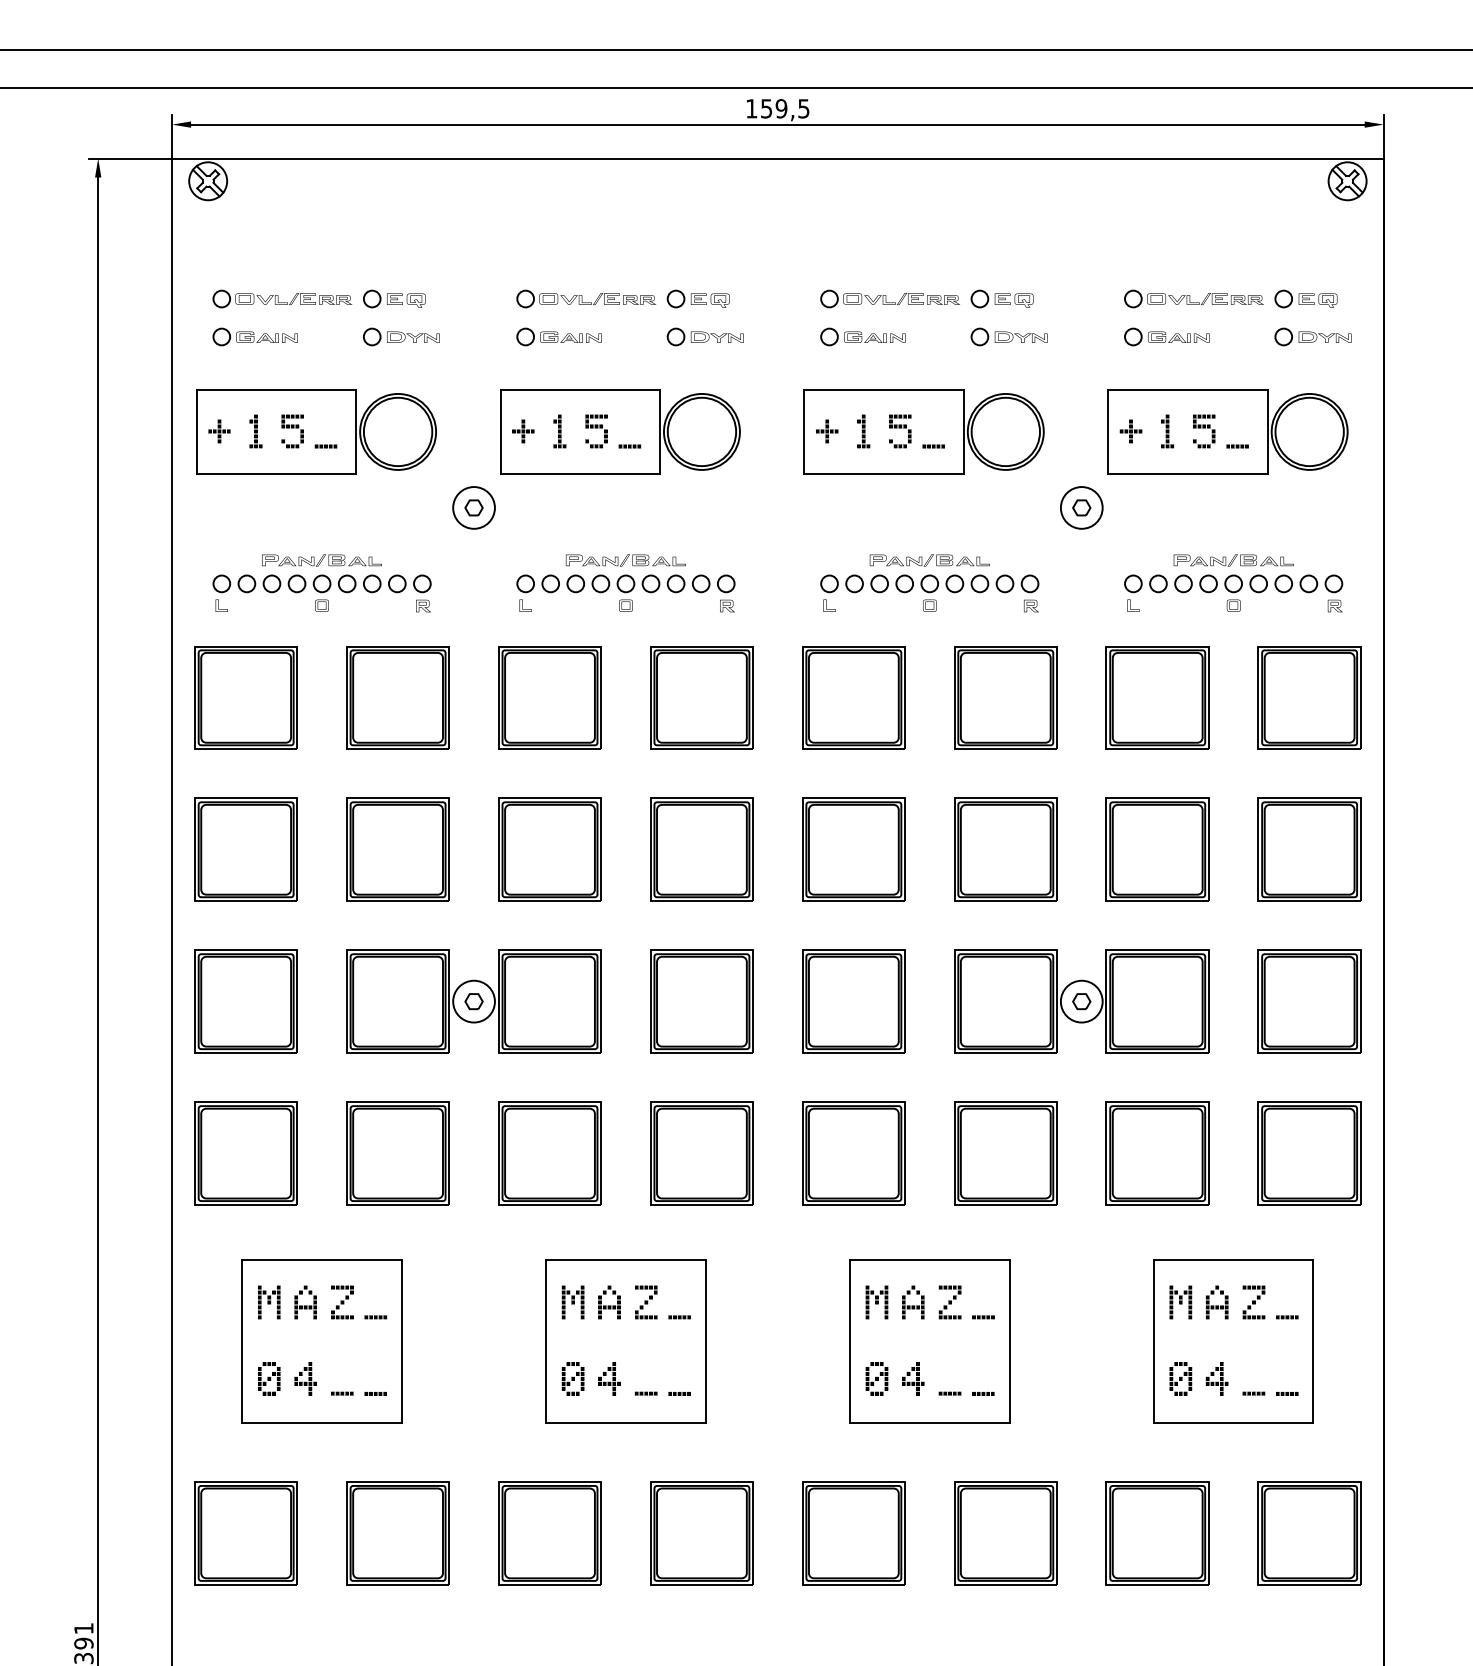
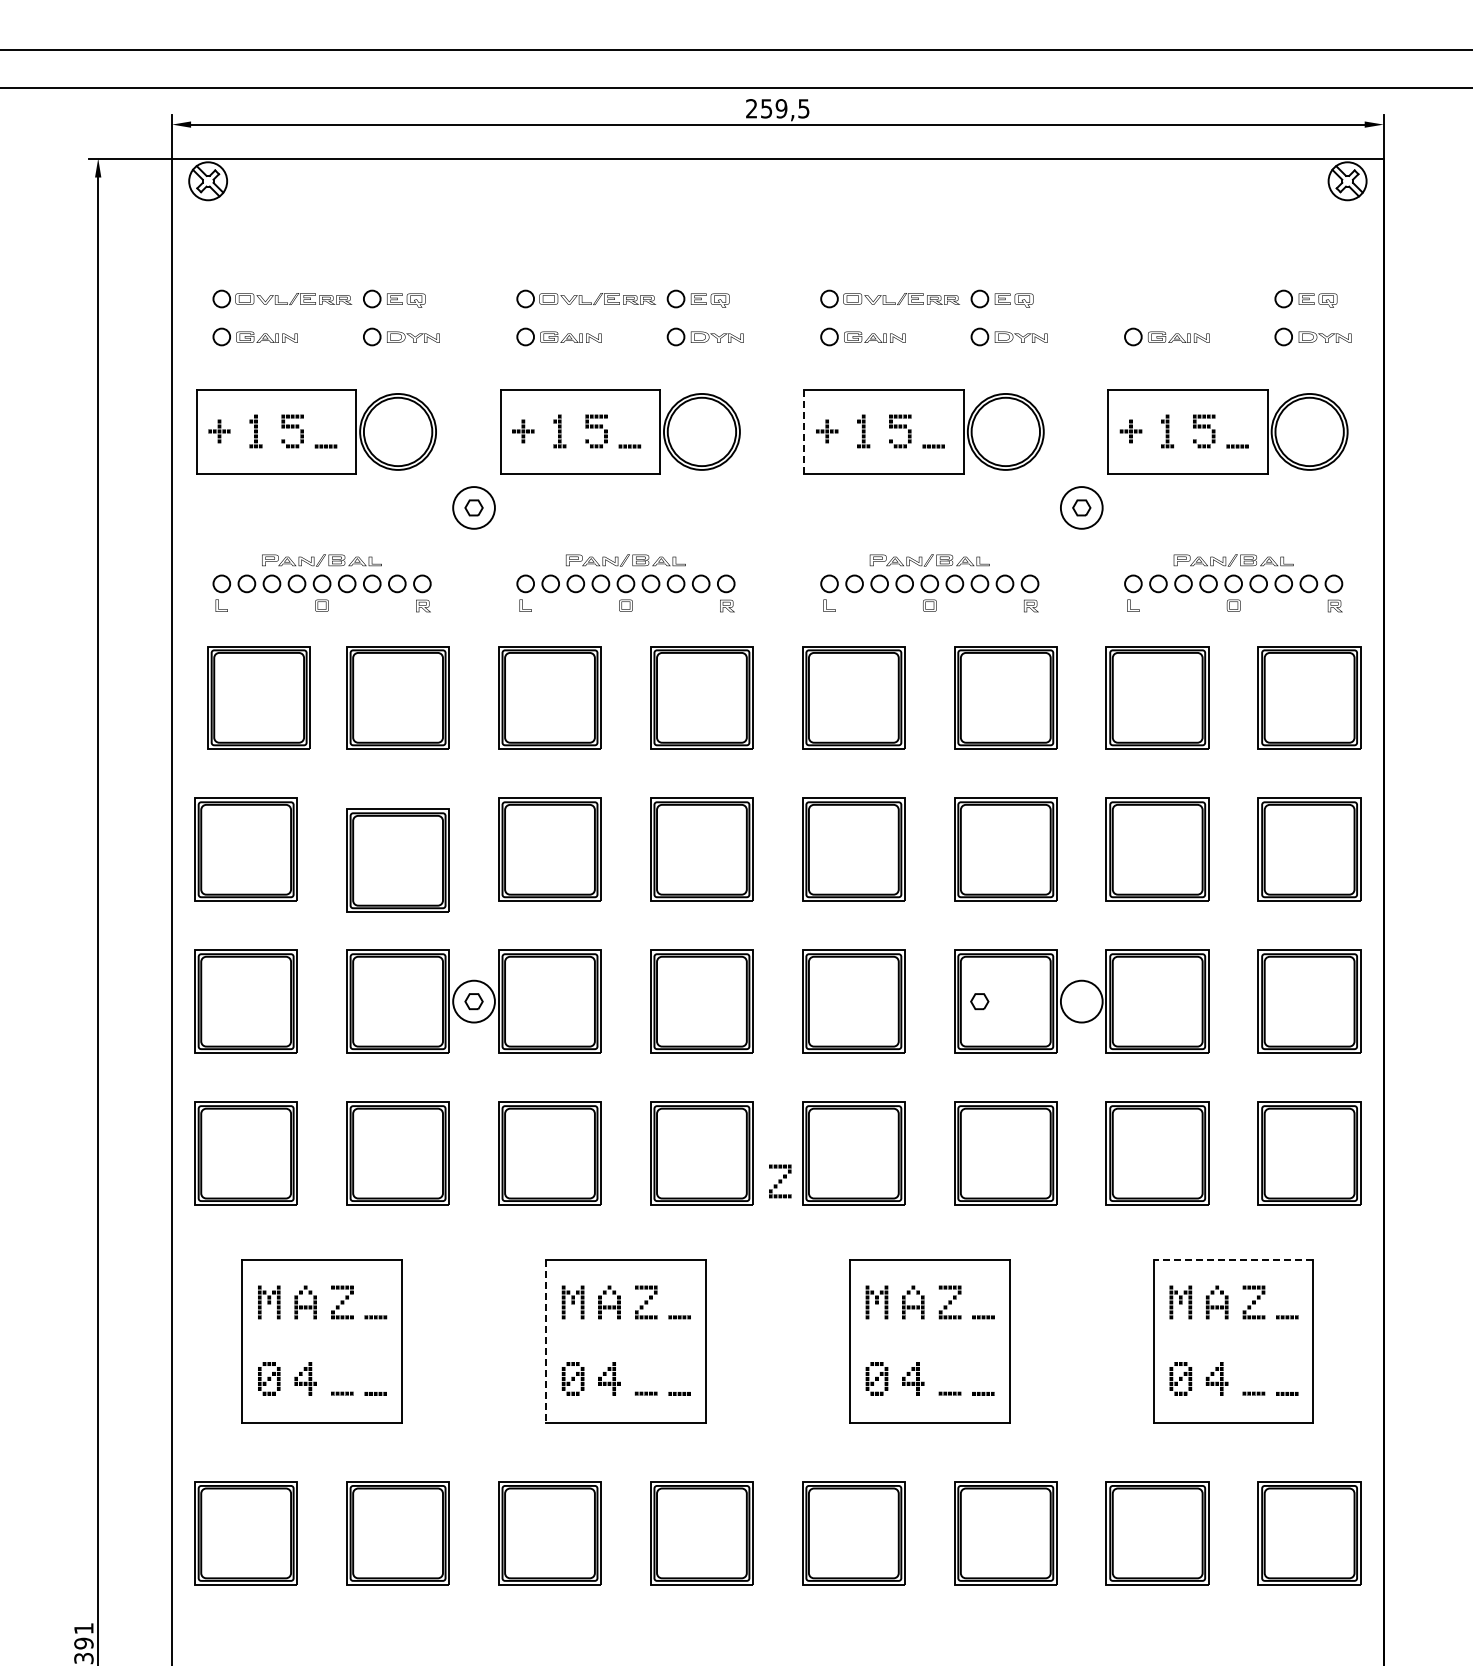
text: 159,5 -> 259,5 (751, 108)
part: present -> none (1193, 298)
line: solid -> dashed (804, 431)
part position: (245, 697) -> (258, 697) (258, 697)
part position: (397, 849) -> (397, 860) (397, 860)
part position: (1081, 1001) -> (979, 1001) (979, 1001)
part: none -> present (780, 1181)
line: solid -> dashed (1233, 1259)
line: solid -> dashed (546, 1341)
